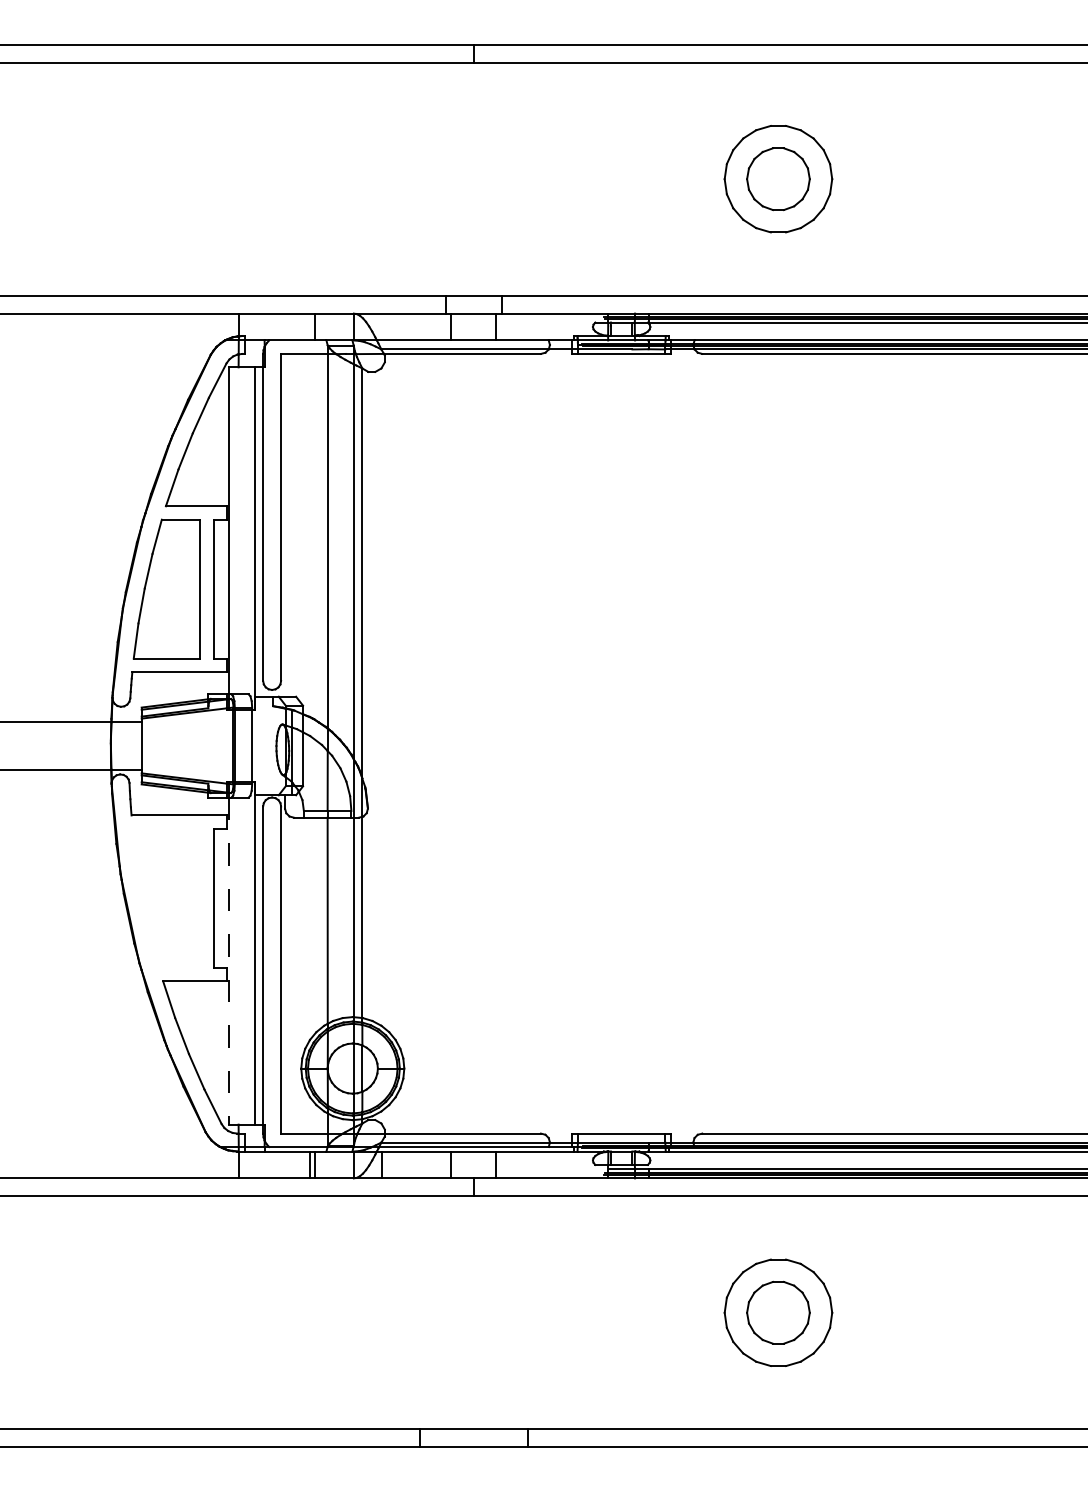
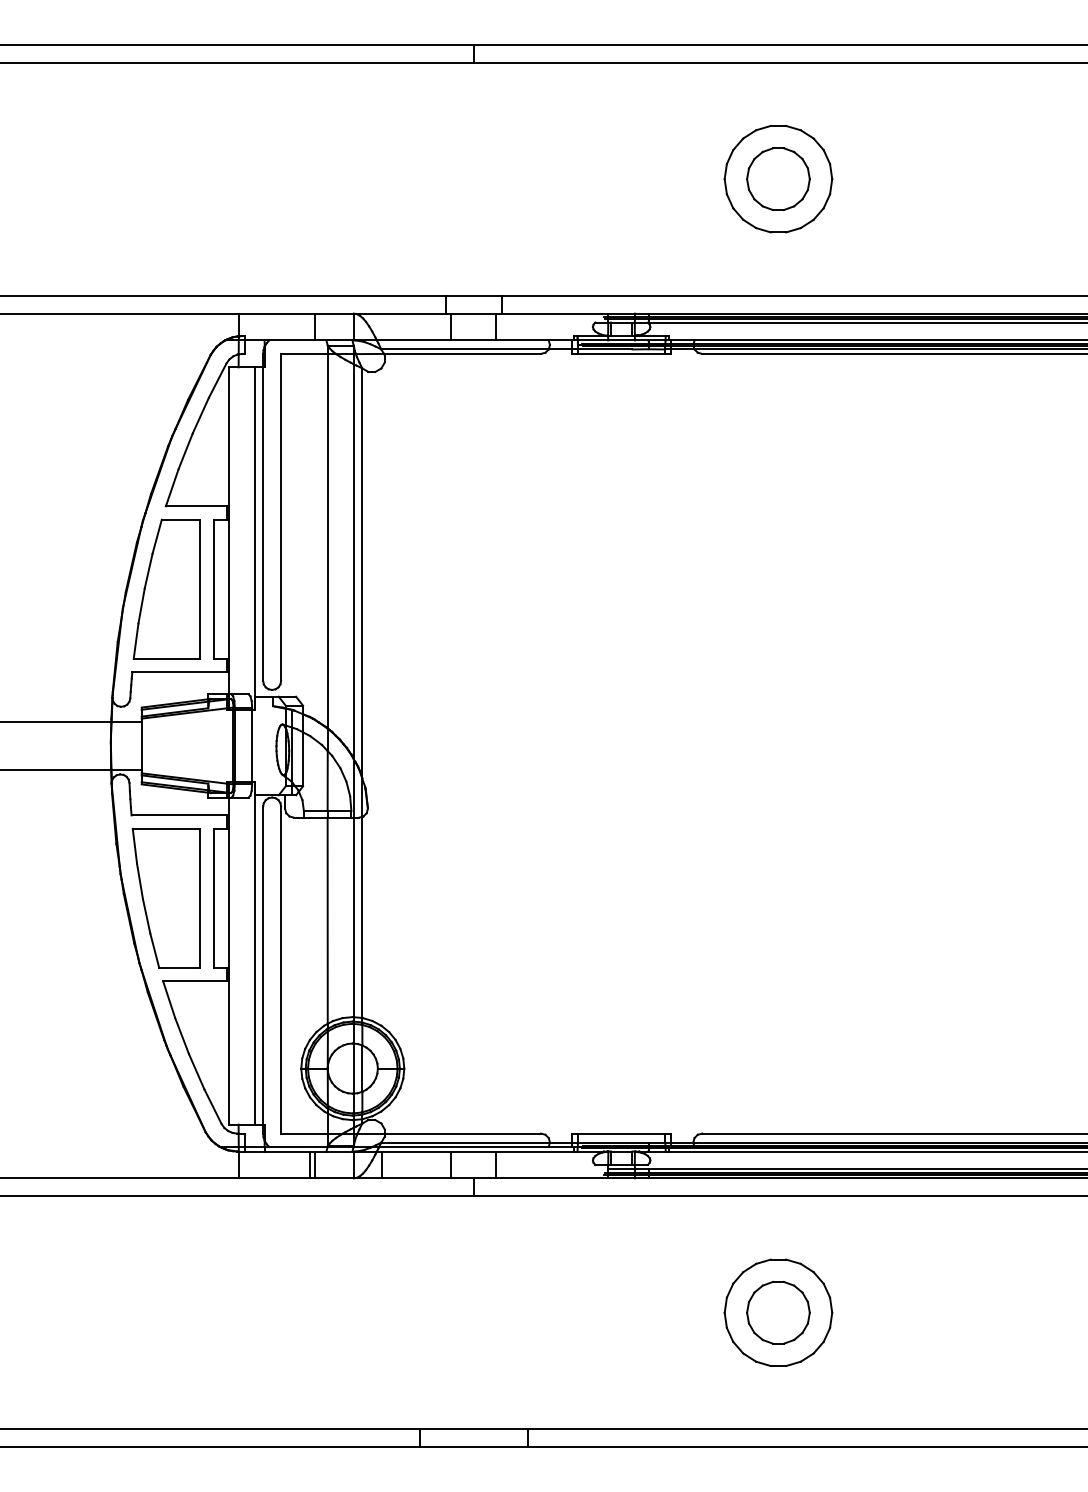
part: none -> present (165, 898)
line: dashed -> solid (229, 961)
